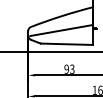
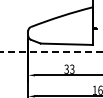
line: present -> none (61, 29)
line: solid -> dashed (51, 51)
text: 93 -> 33 (66, 69)
